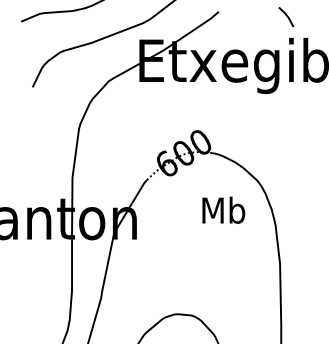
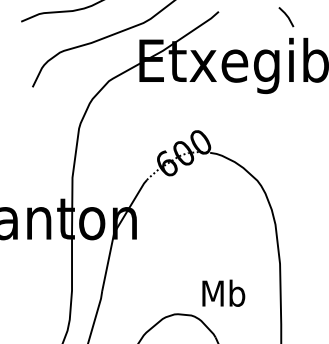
text position: (223, 209) -> (223, 292) (223, 292)
